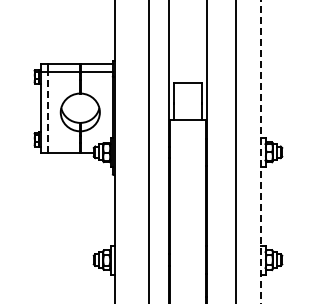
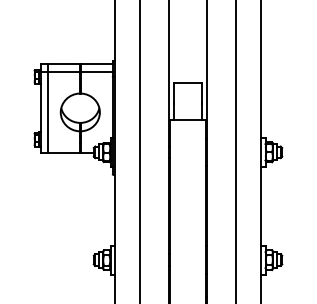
line: dashed -> solid (48, 111)
line position: (149, 151) -> (140, 151) (140, 151)
line: dashed -> solid (261, 152)
